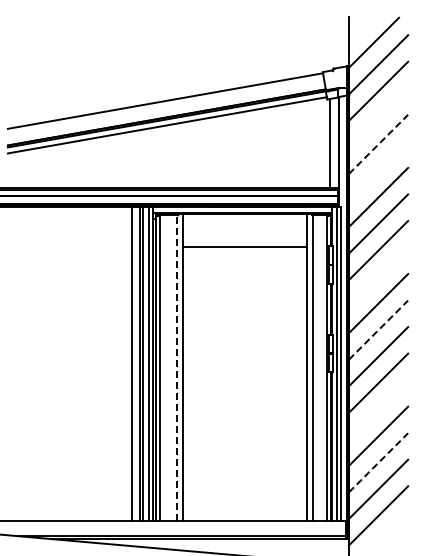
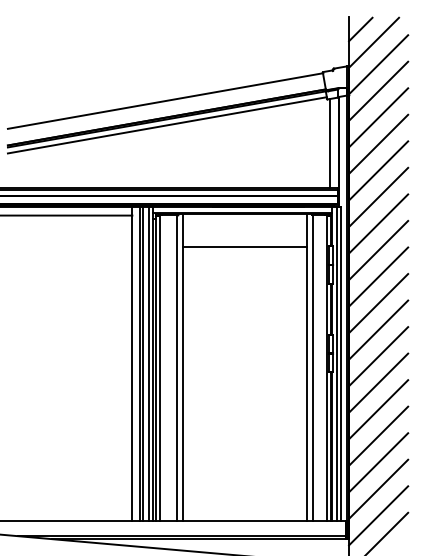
line: none -> present (360, 29)
line: none -> present (378, 117)
line: dashed -> solid (378, 144)
line: none -> present (378, 170)
line: none -> present (67, 215)
line: none -> present (378, 276)
line: dashed -> solid (378, 330)
line: dashed -> solid (177, 367)
line: none -> present (378, 409)
line: dashed -> solid (378, 462)
line: none -> present (388, 532)
